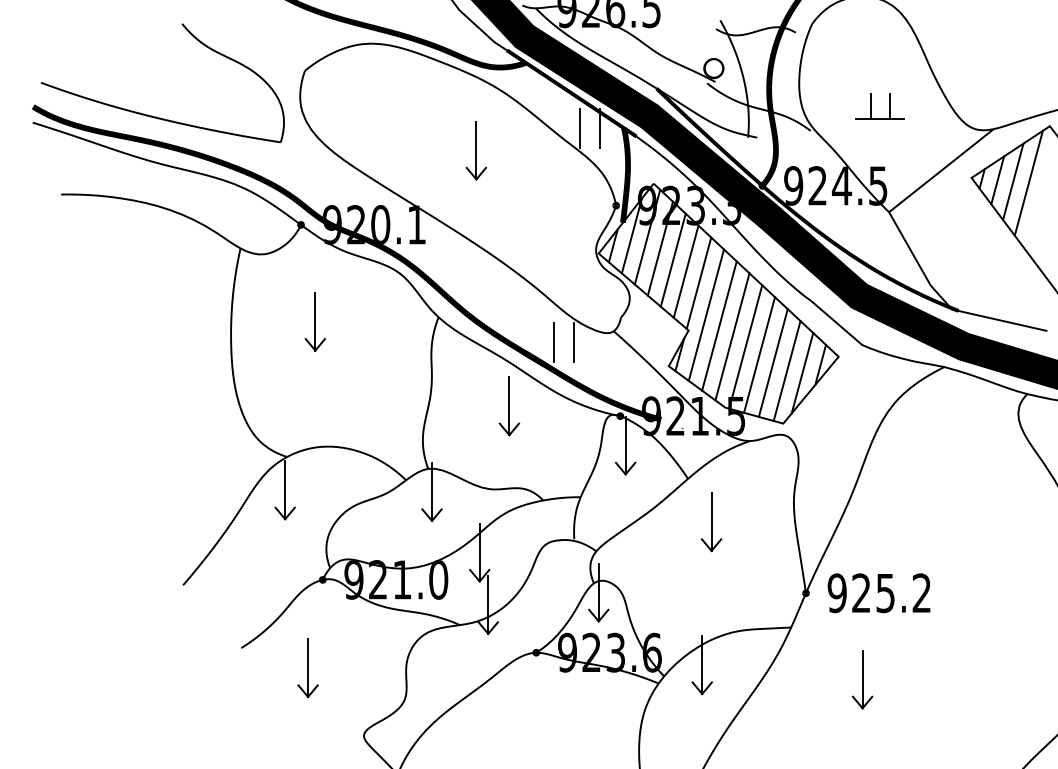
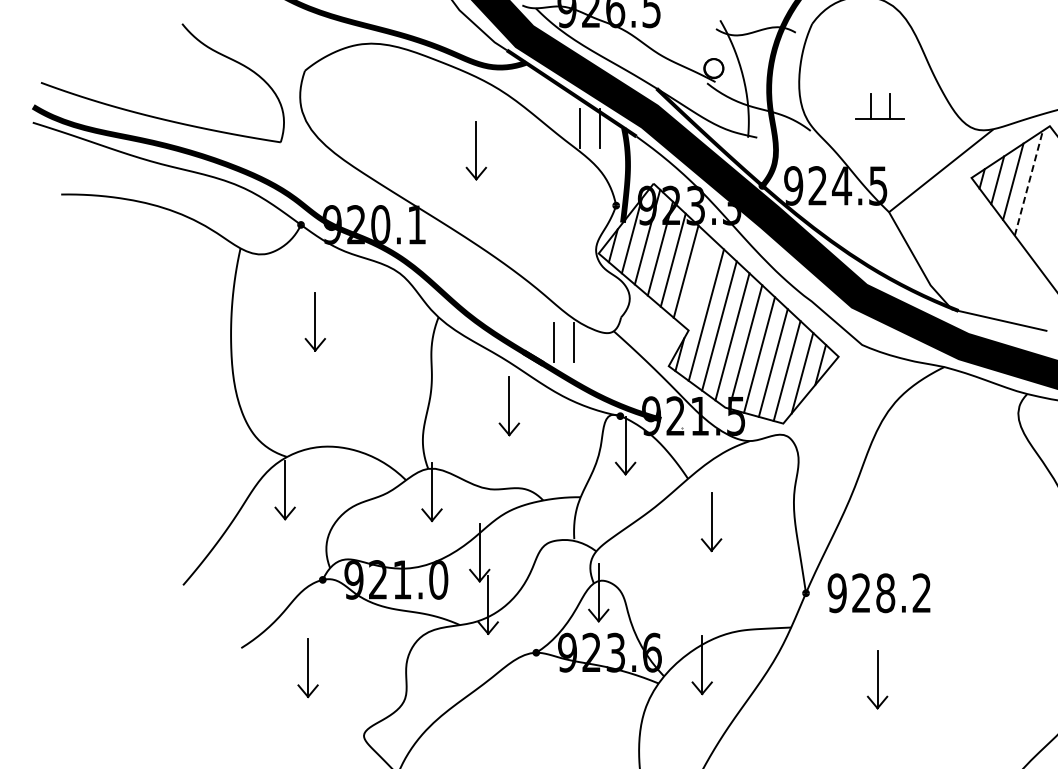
line: solid -> dashed (1028, 182)
line: present -> none (698, 282)
text: 925.2 -> 928.2 (885, 593)
part position: (862, 679) -> (877, 679) (877, 679)
